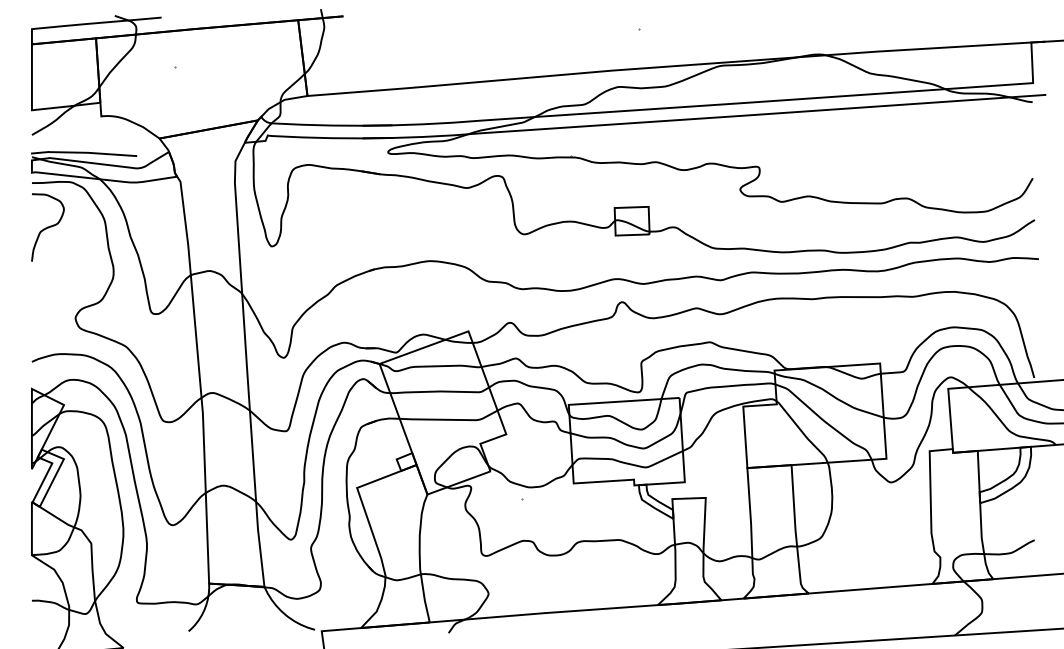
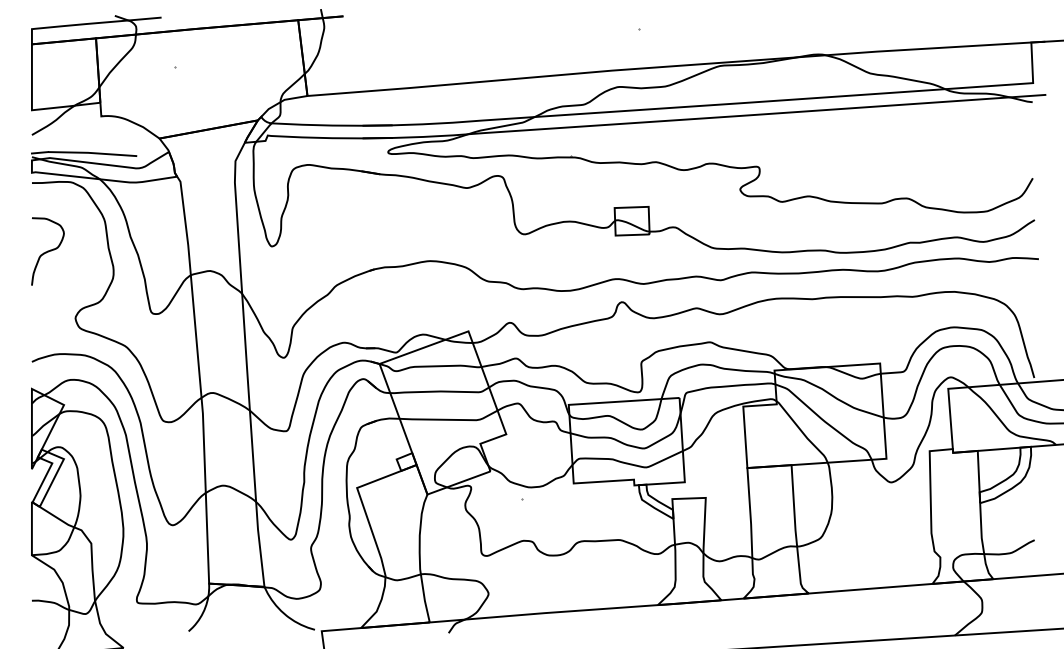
curve position: (47, 227) -> (47, 251) (47, 251)
